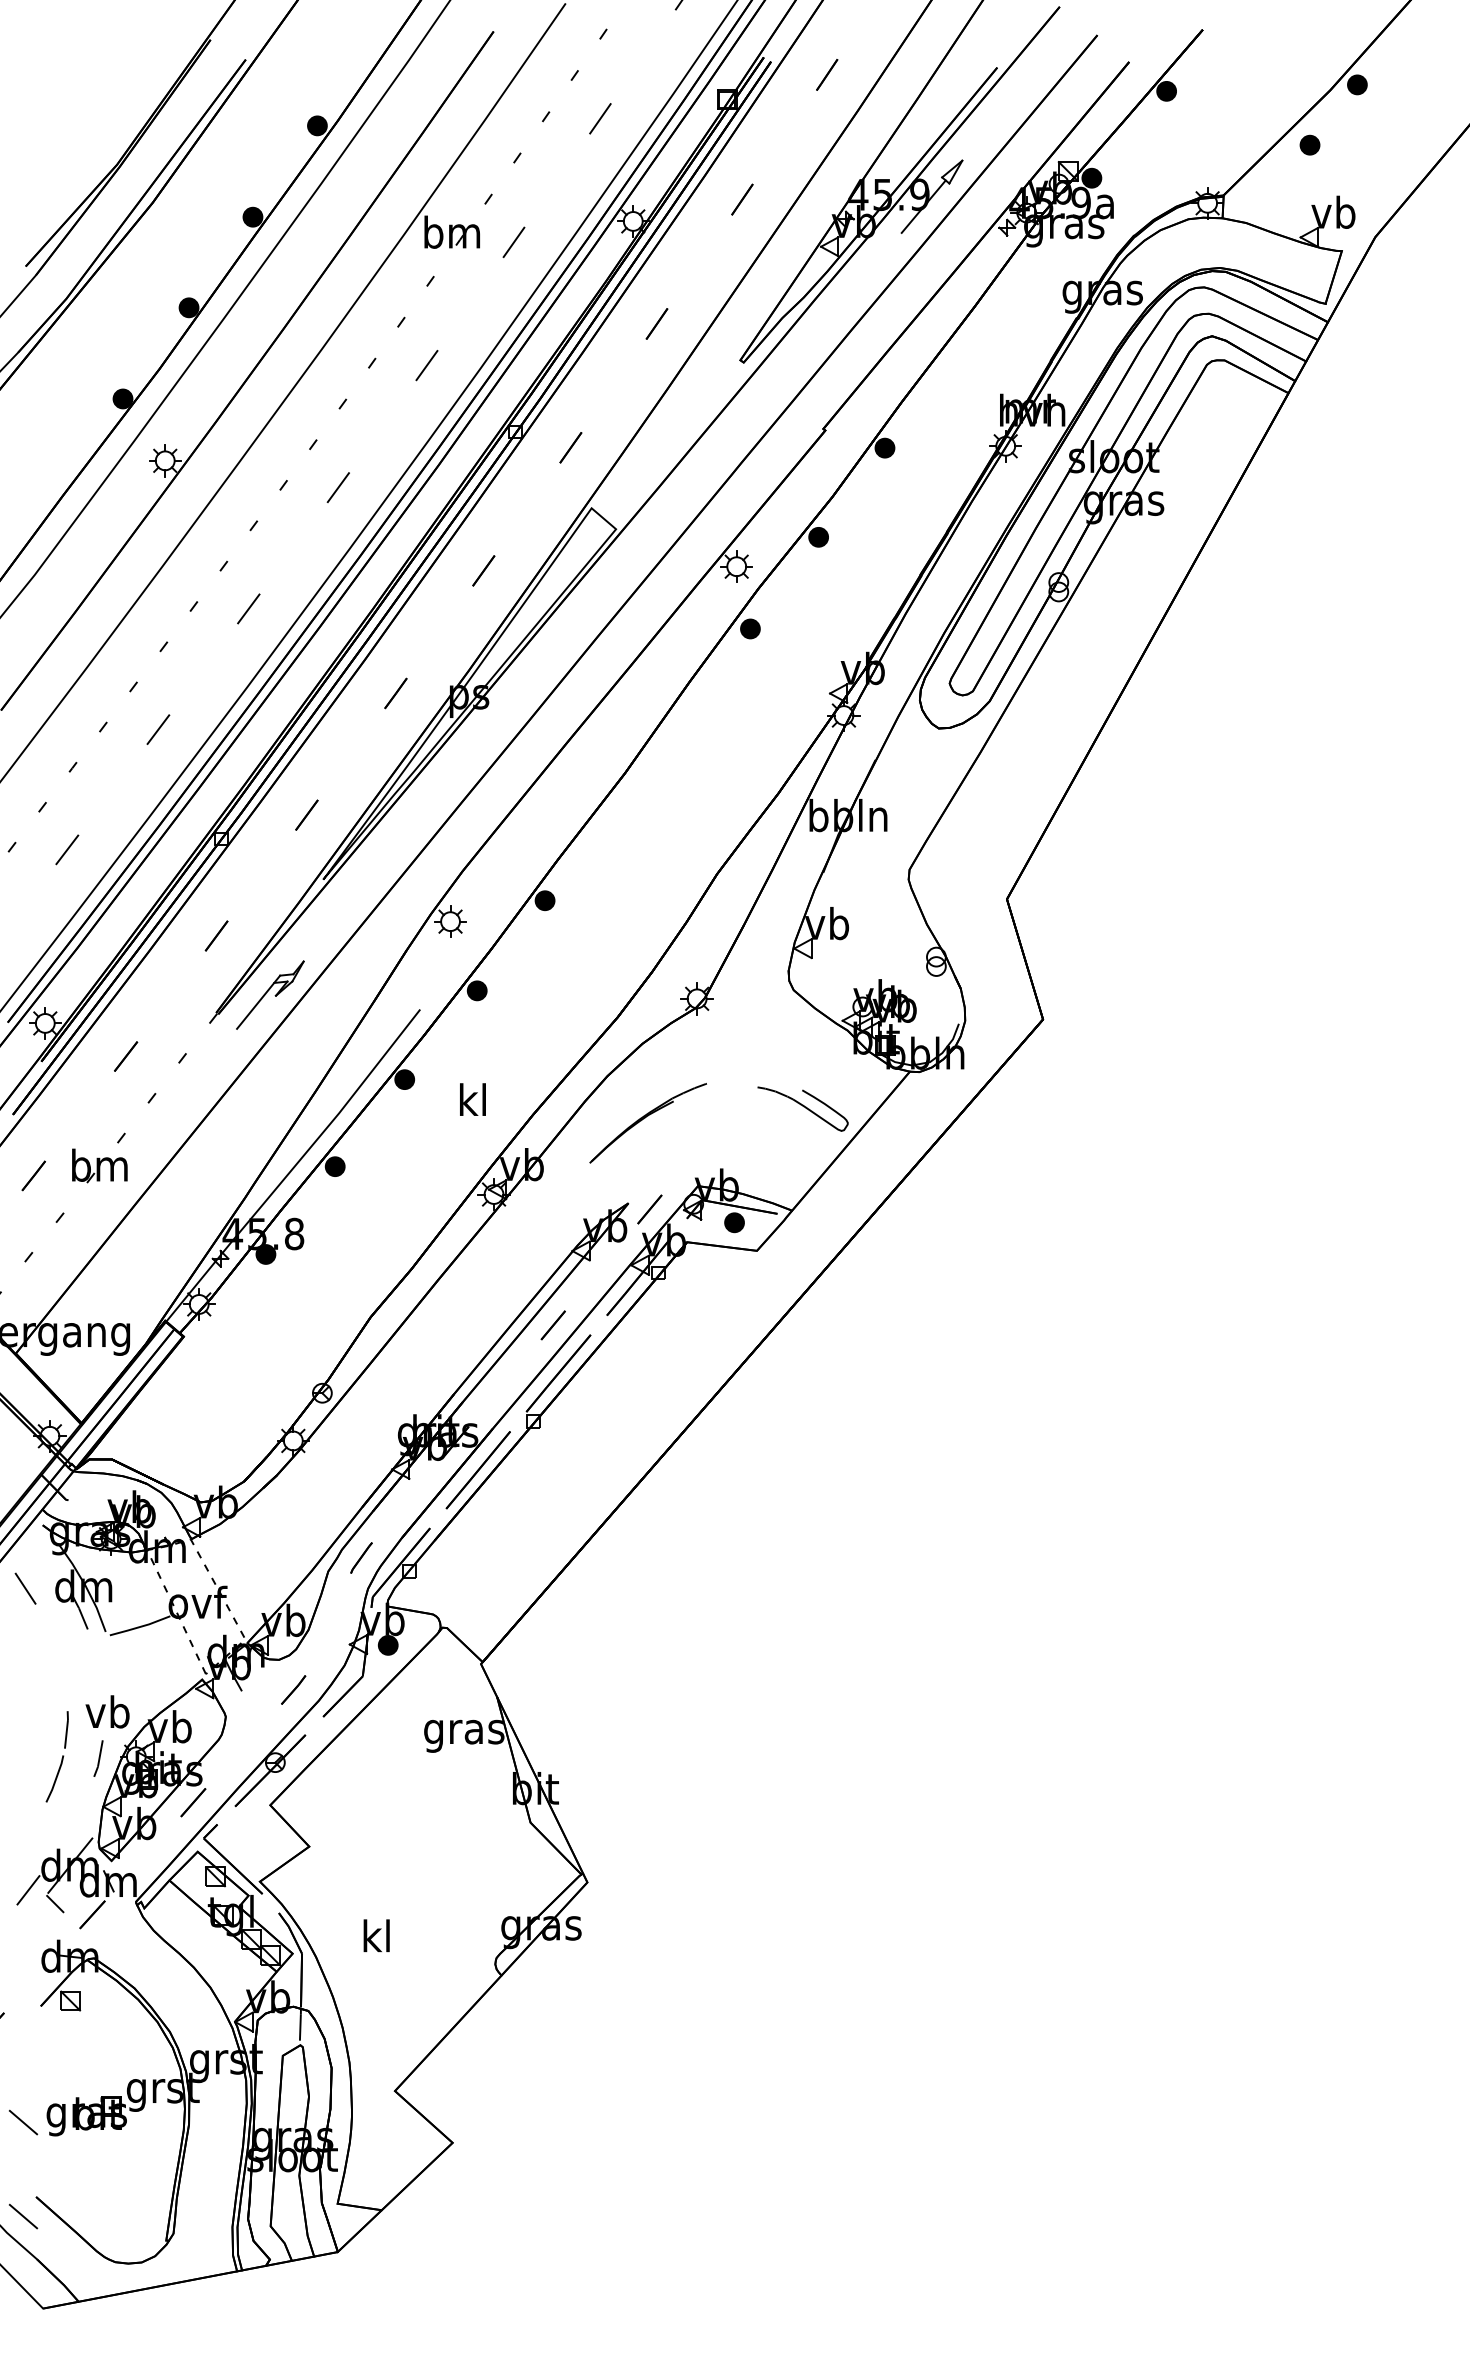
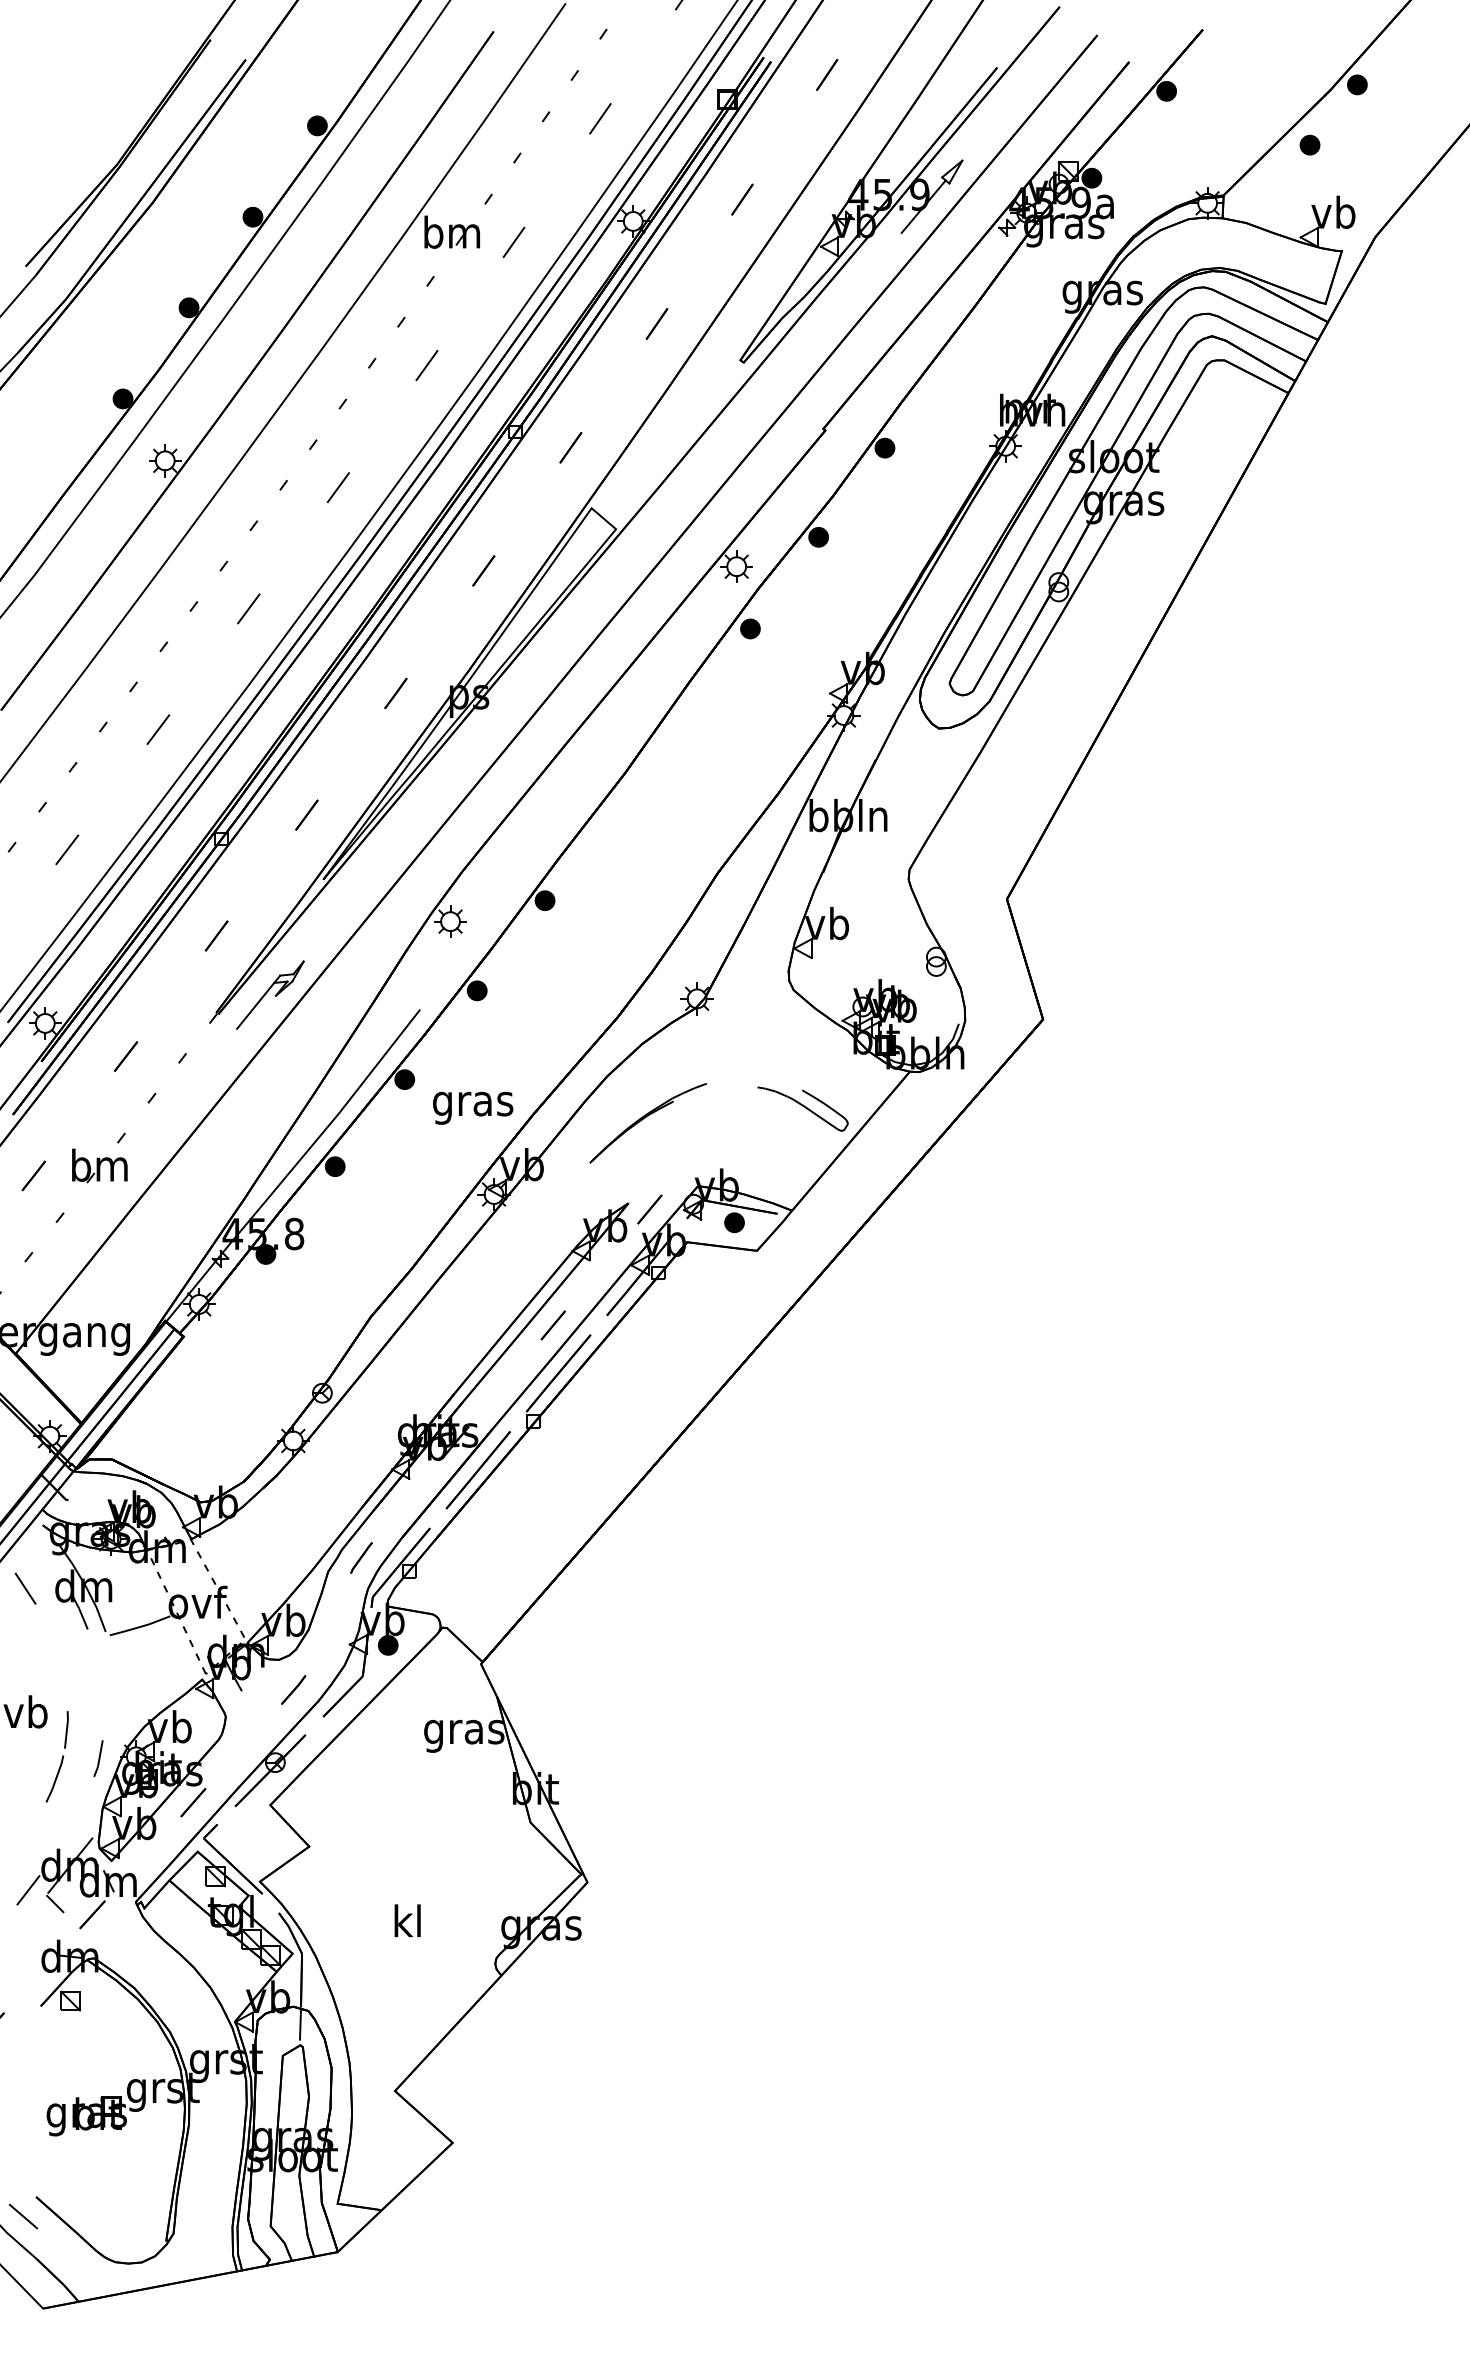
text: kl -> gras (473, 1103)
text position: (107, 1711) -> (25, 1711) (25, 1711)
text position: (376, 1935) -> (407, 1920) (407, 1920)
line: present -> none (23, 2122)
